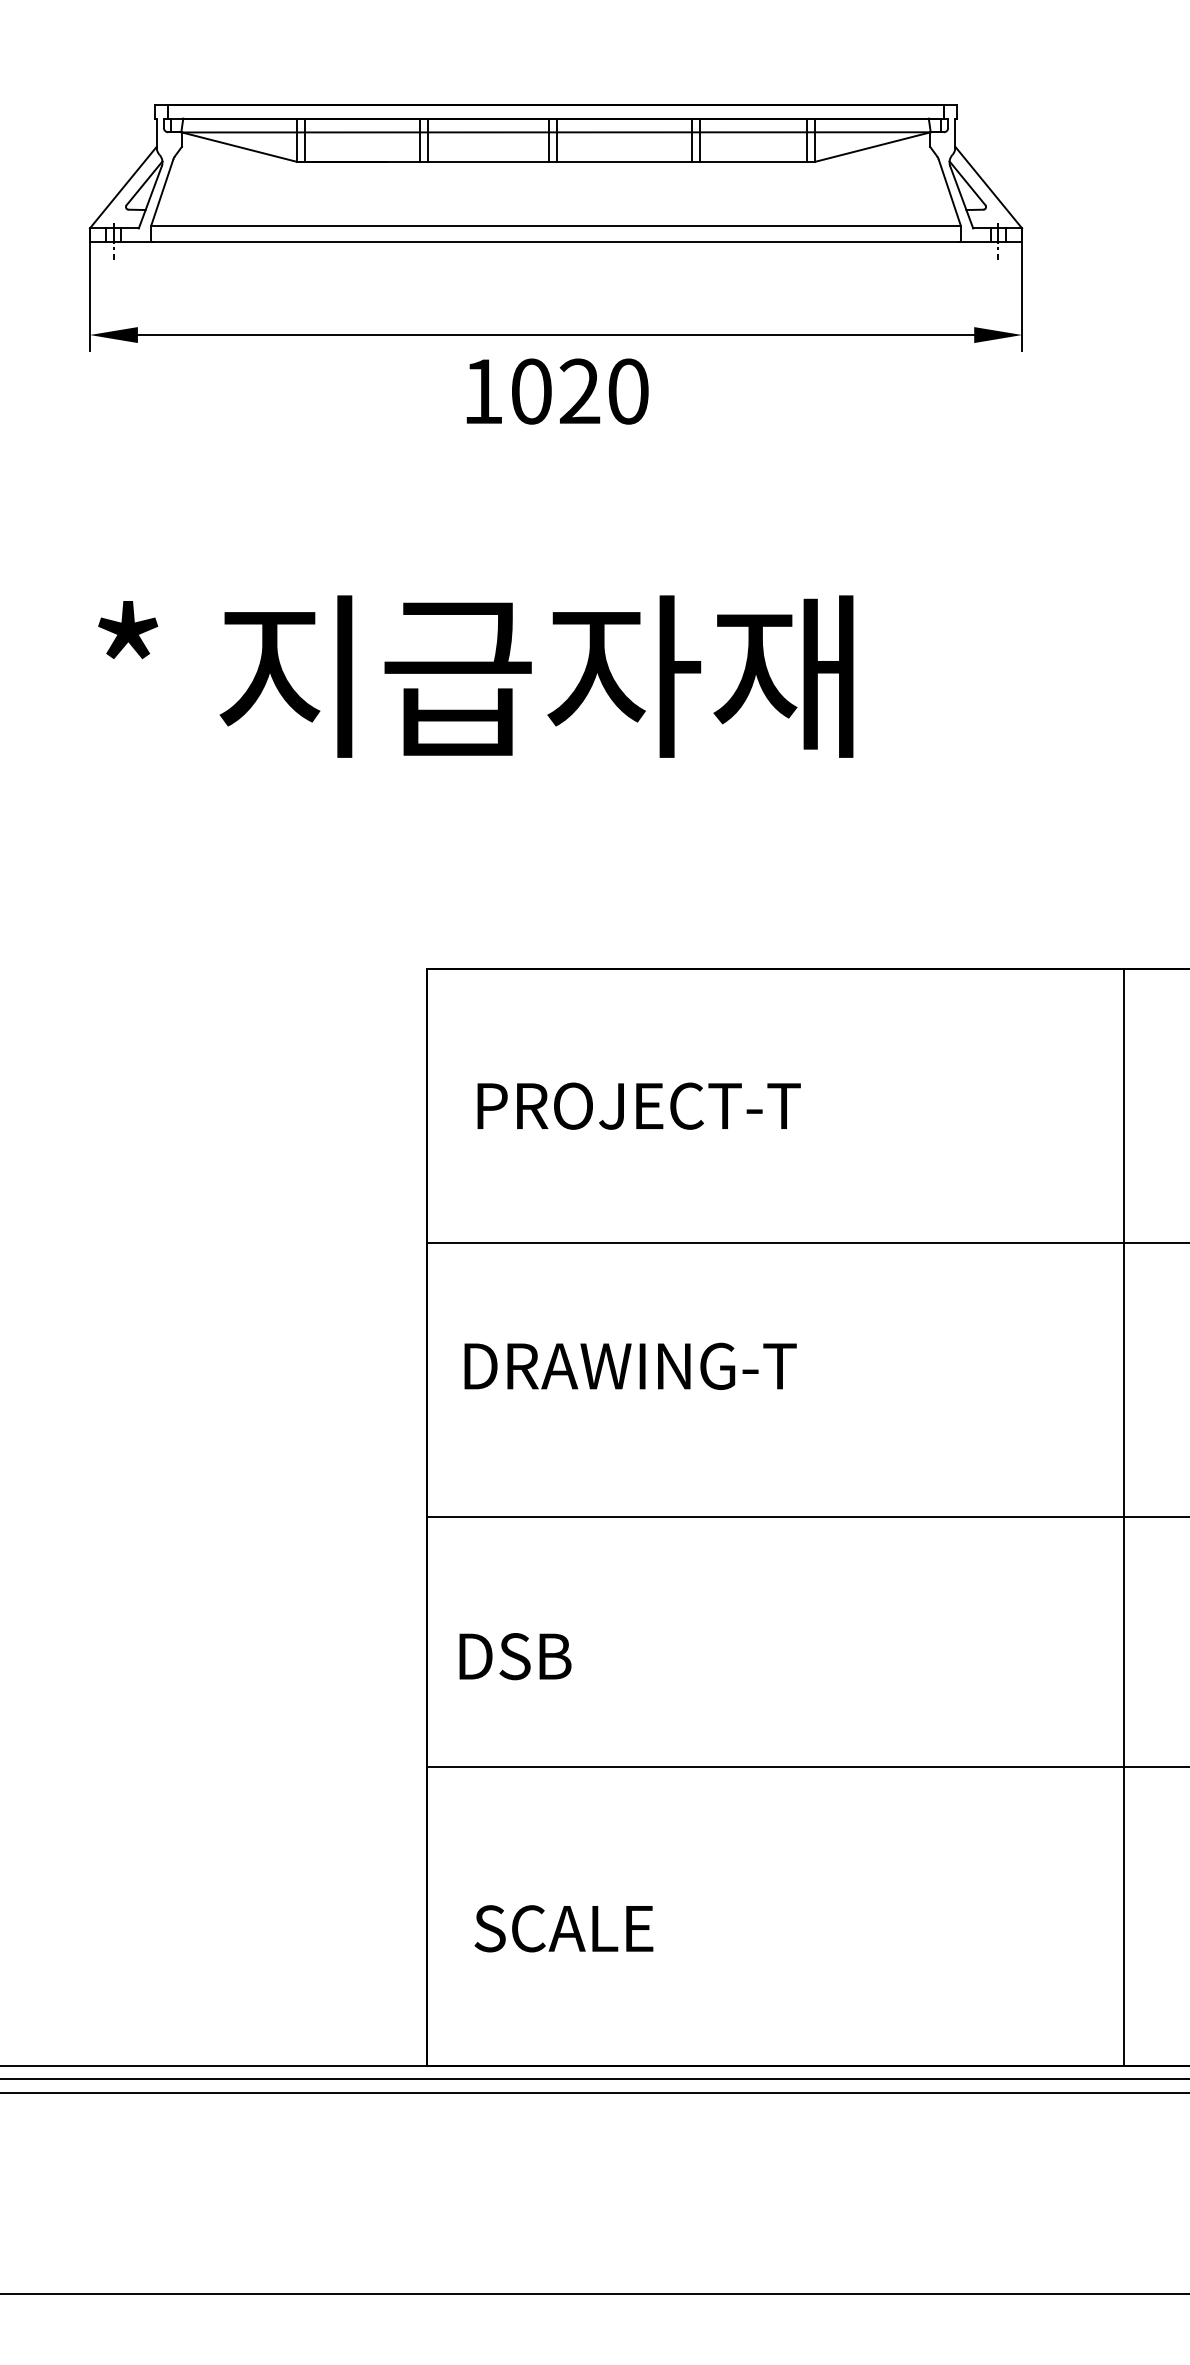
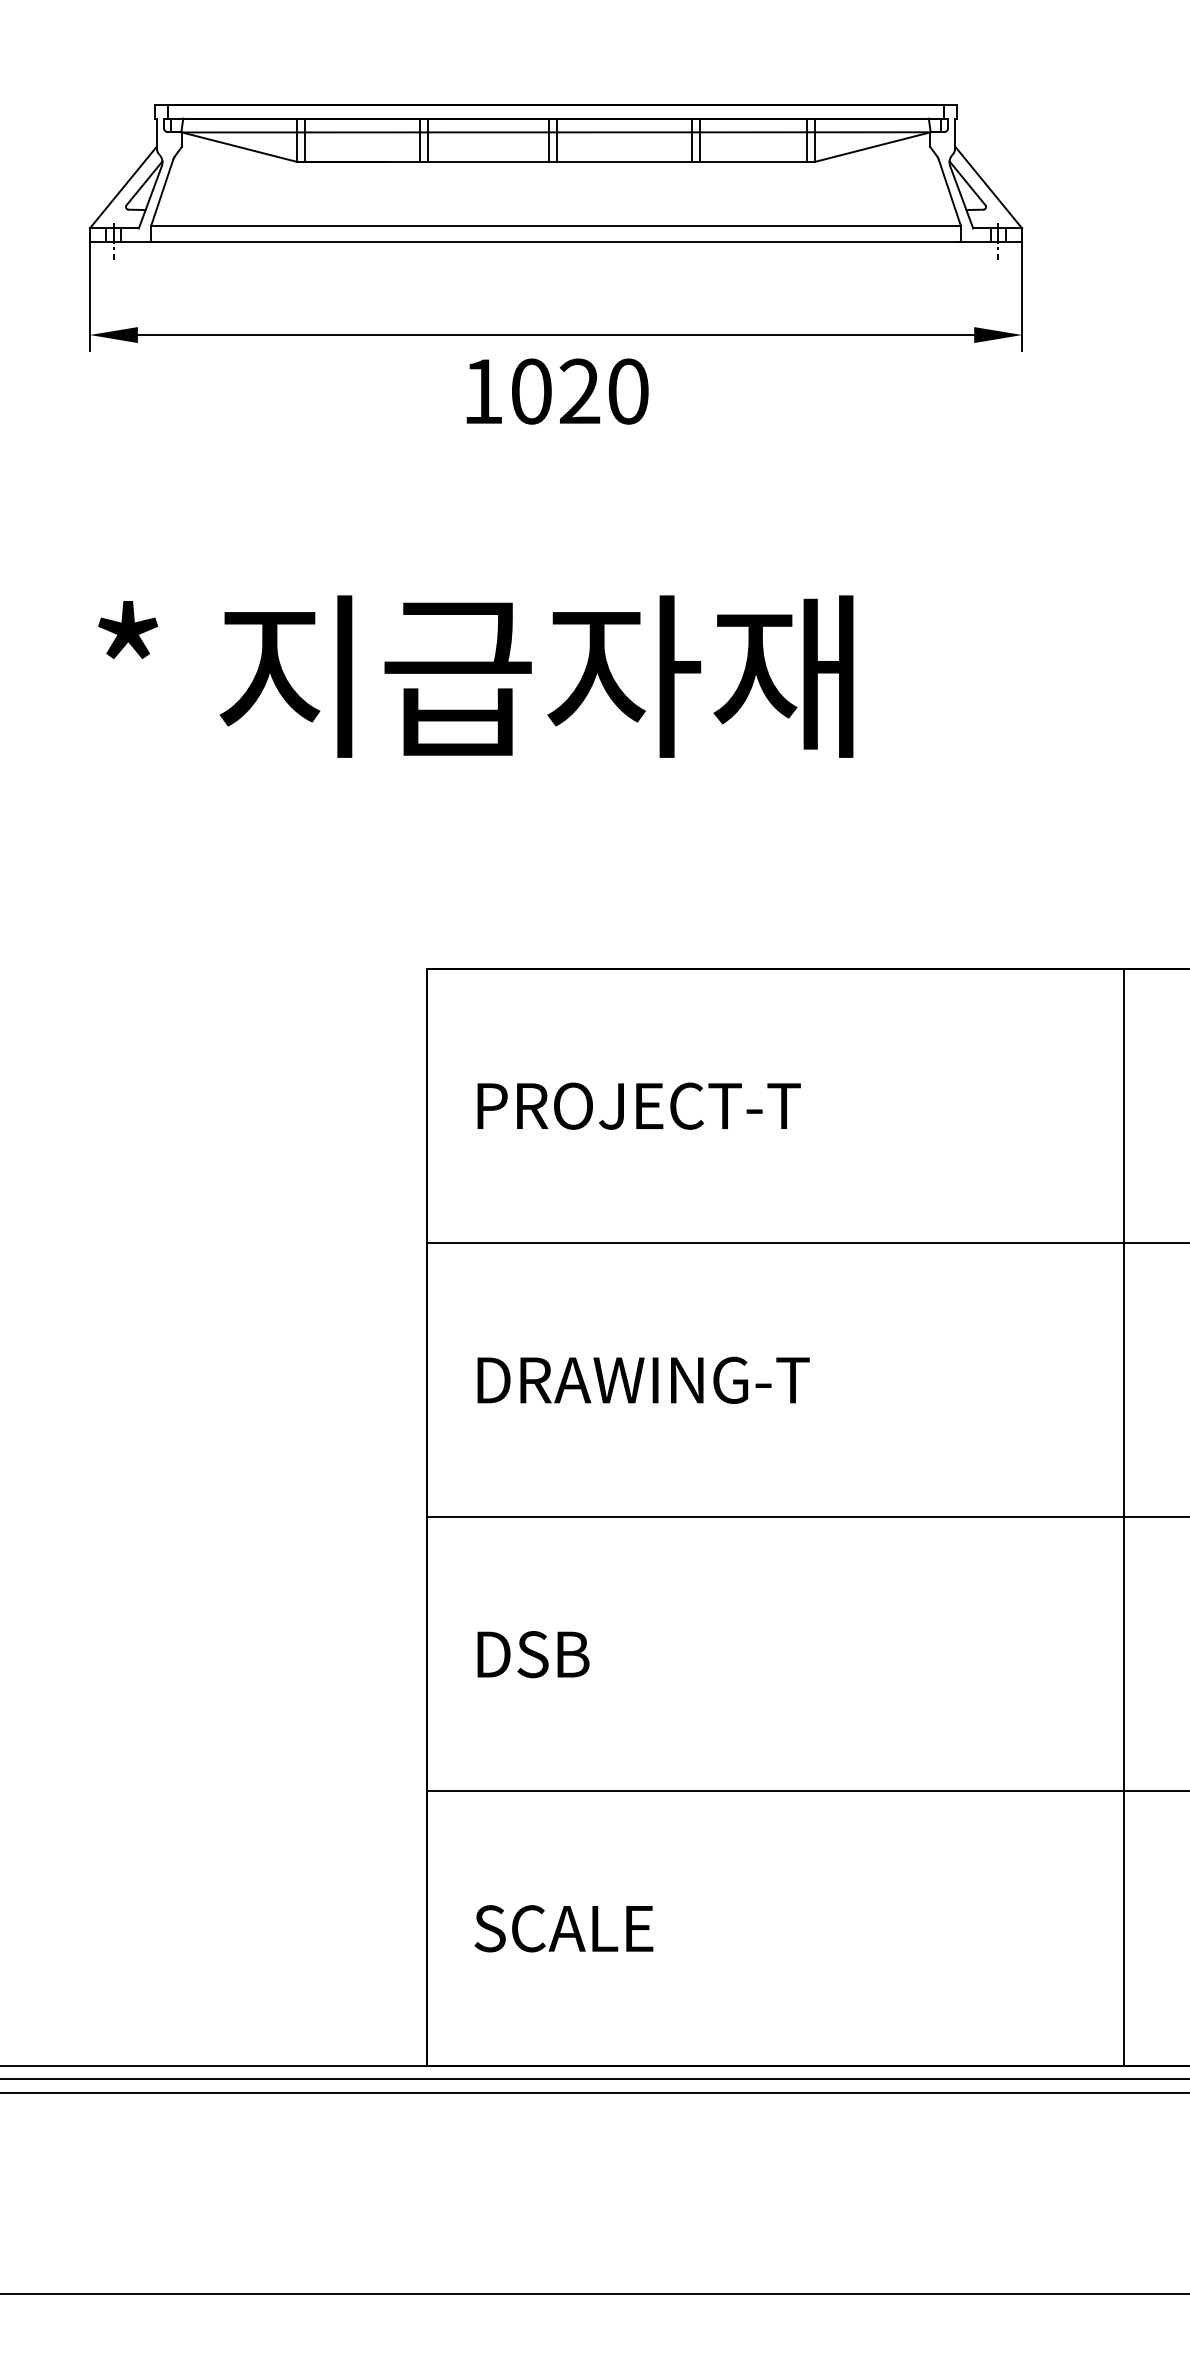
text position: (630, 1365) -> (643, 1379) (643, 1379)
text position: (515, 1656) -> (533, 1654) (533, 1654)
line position: (806, 1767) -> (806, 1791) (806, 1791)
